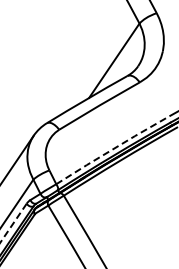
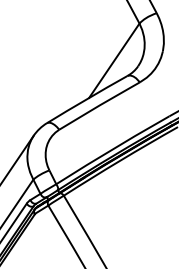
line: dashed -> solid (112, 149)
line: dashed -> solid (13, 223)
